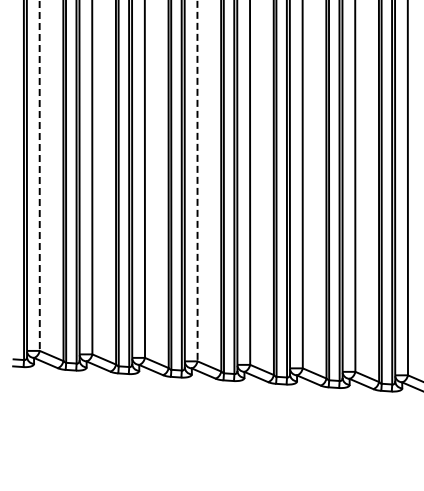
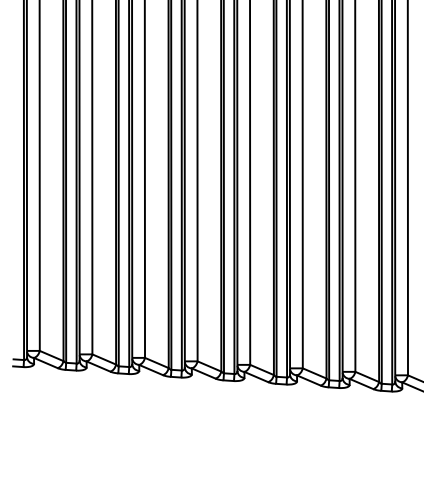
line: dashed -> solid (39, 175)
line: dashed -> solid (197, 181)
